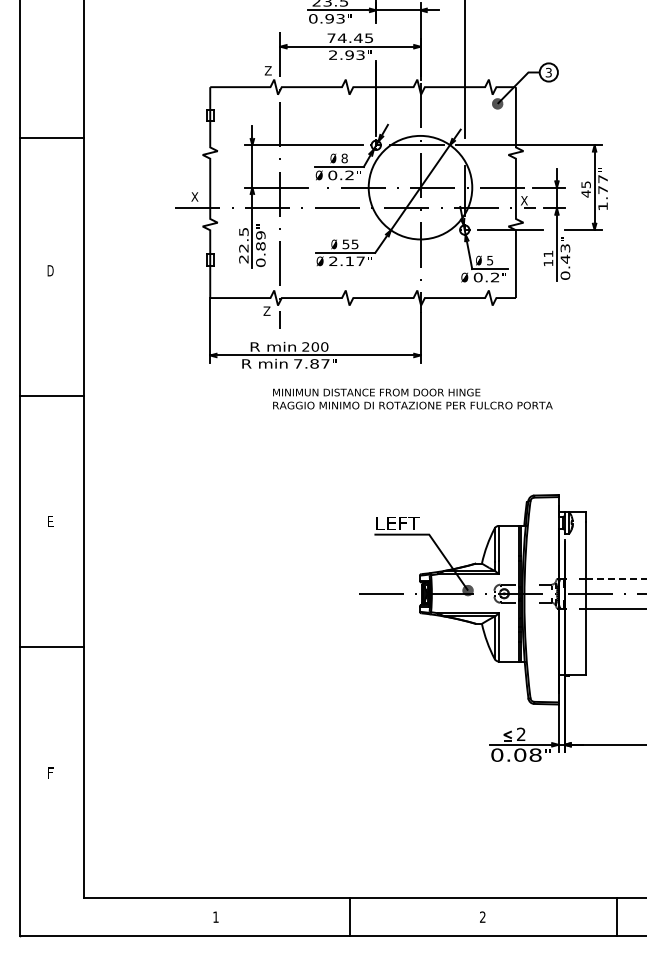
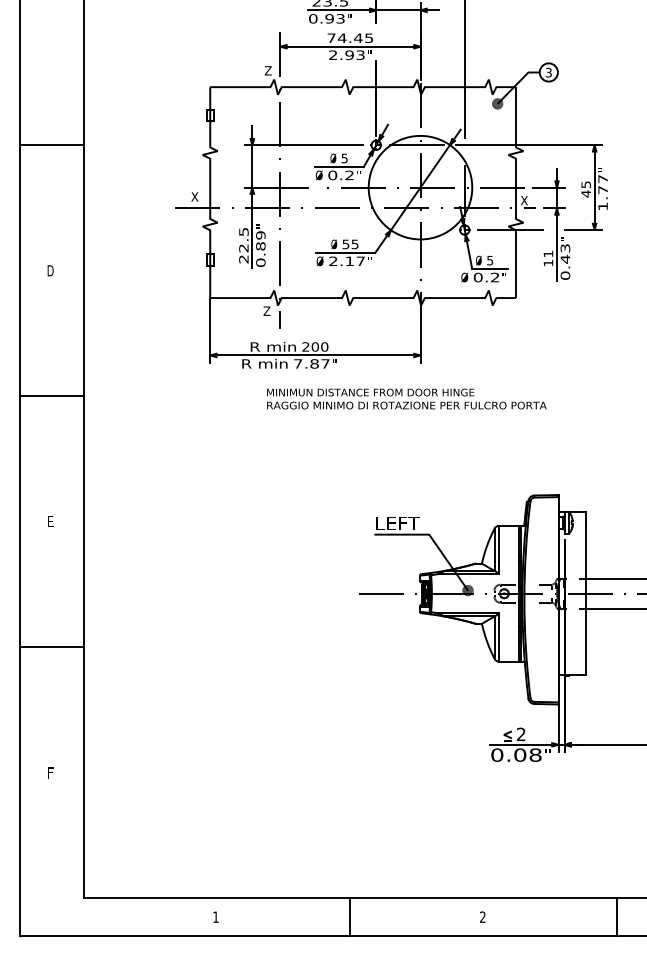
line position: (51, 138) -> (51, 145) (51, 145)
text: 8 -> 5 (344, 158)
text position: (412, 398) -> (406, 398) (406, 398)
line: dashed -> solid (616, 578)
